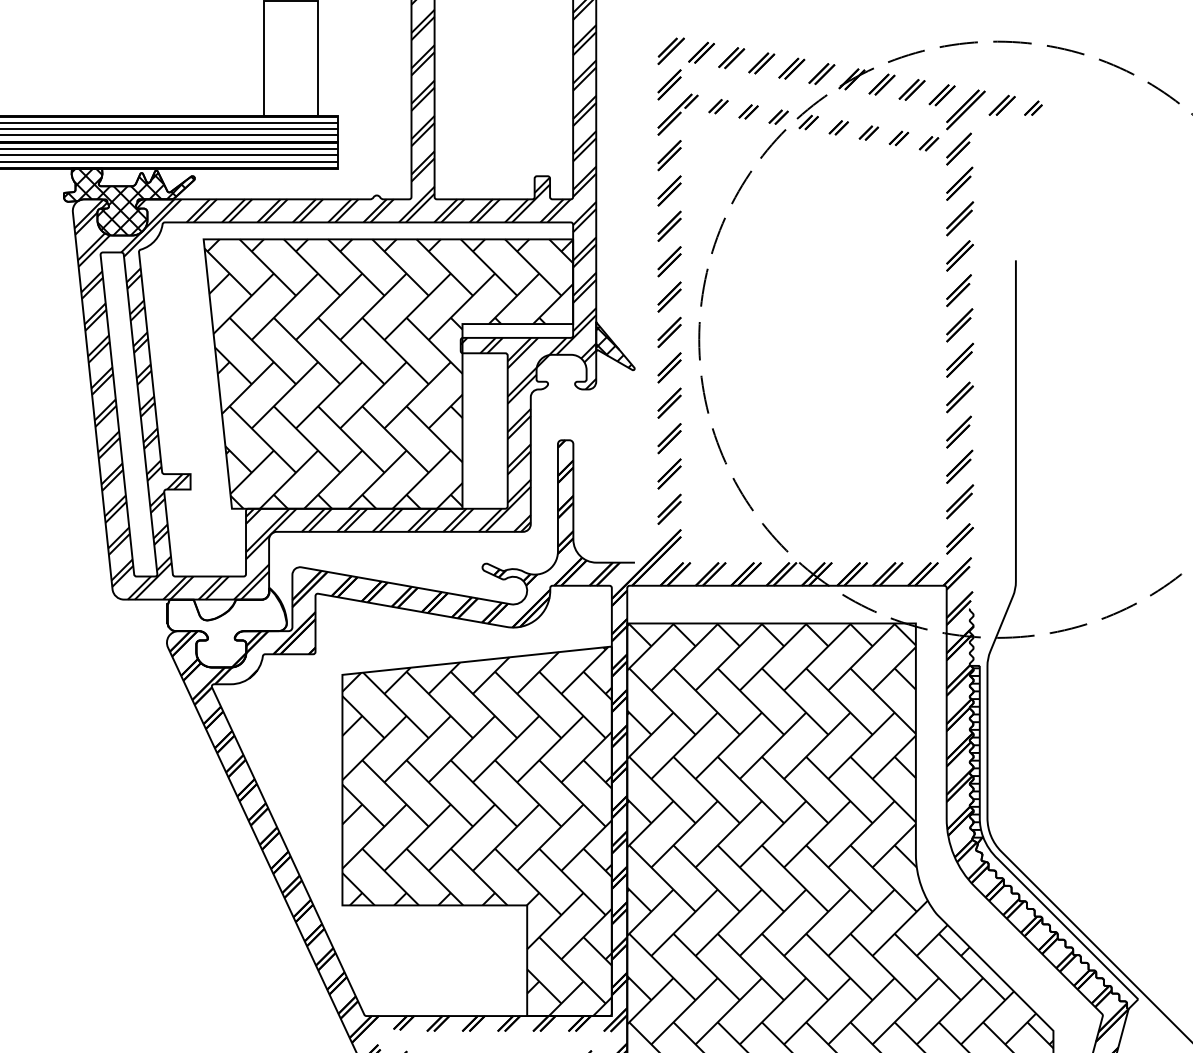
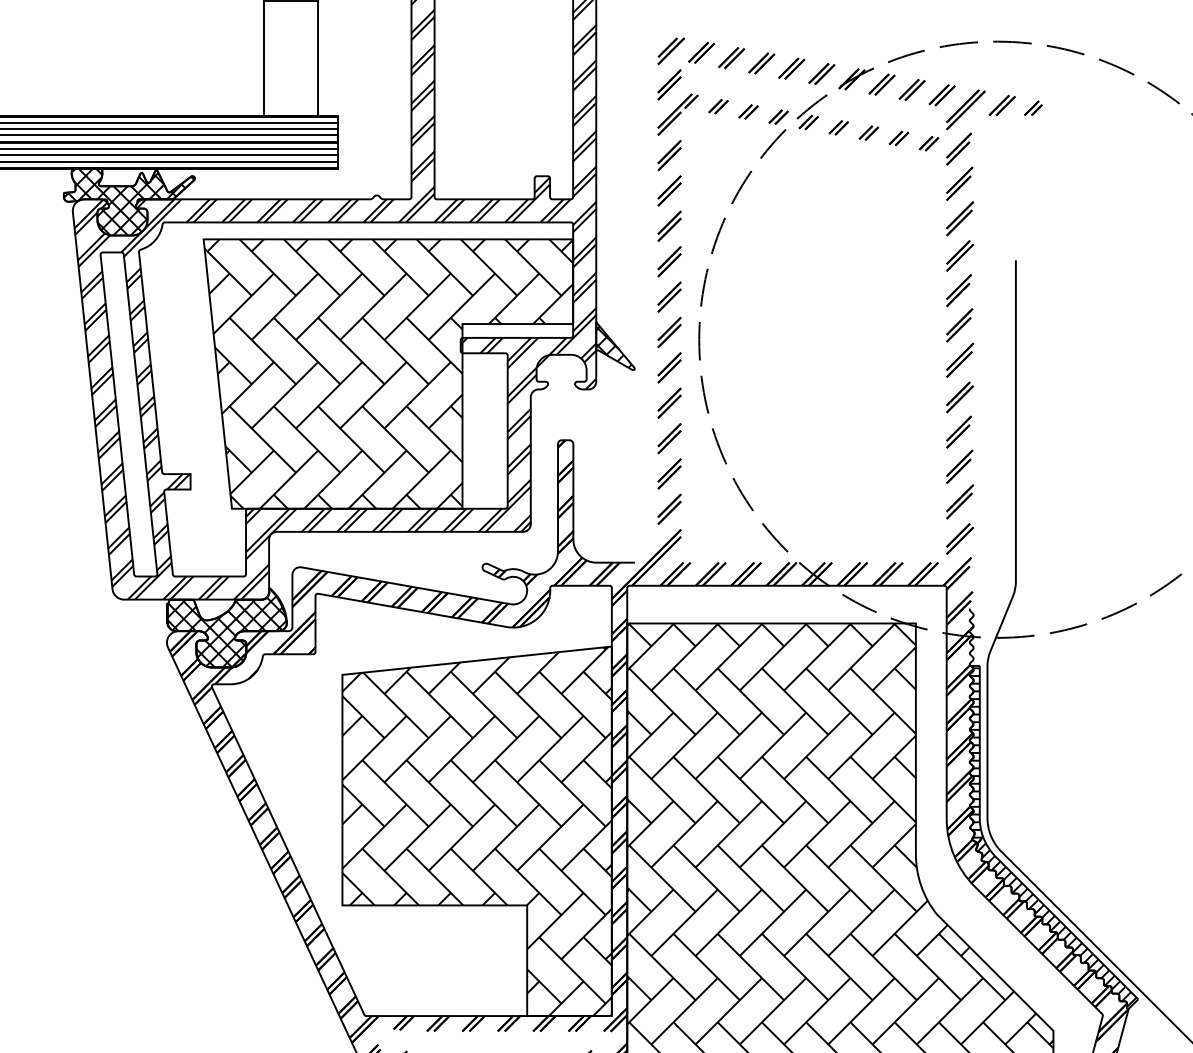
hatch: none -> present (226, 631)
hatch: none -> present (1056, 925)
